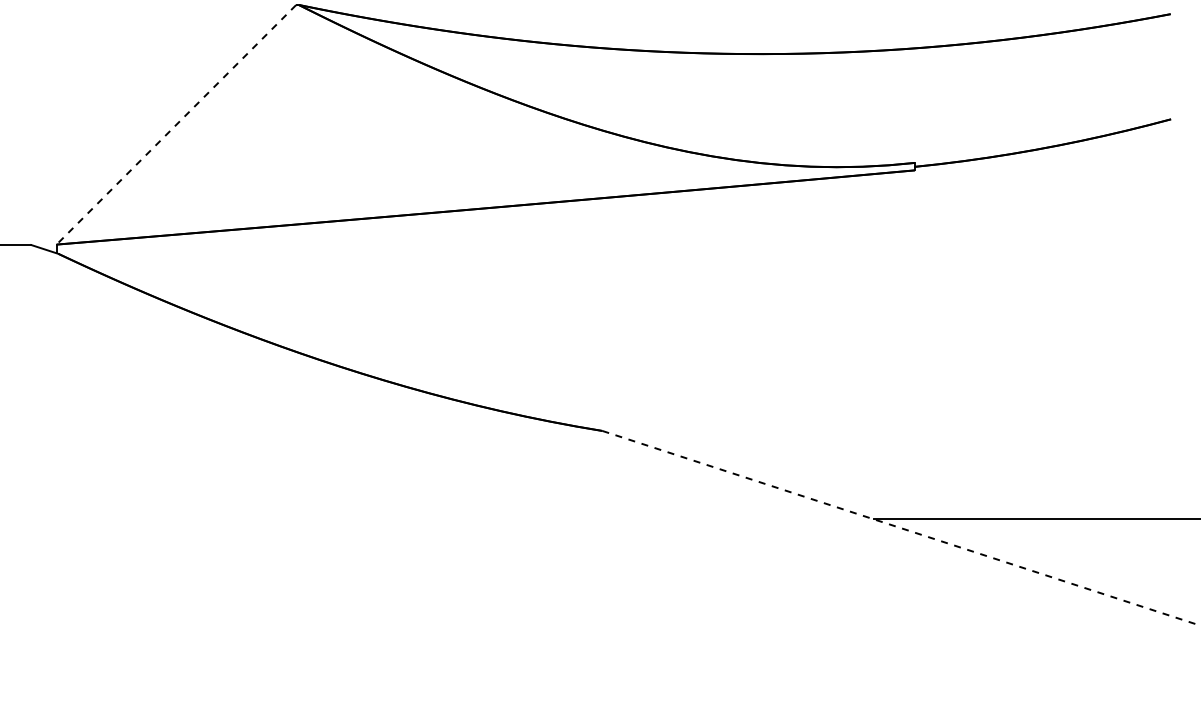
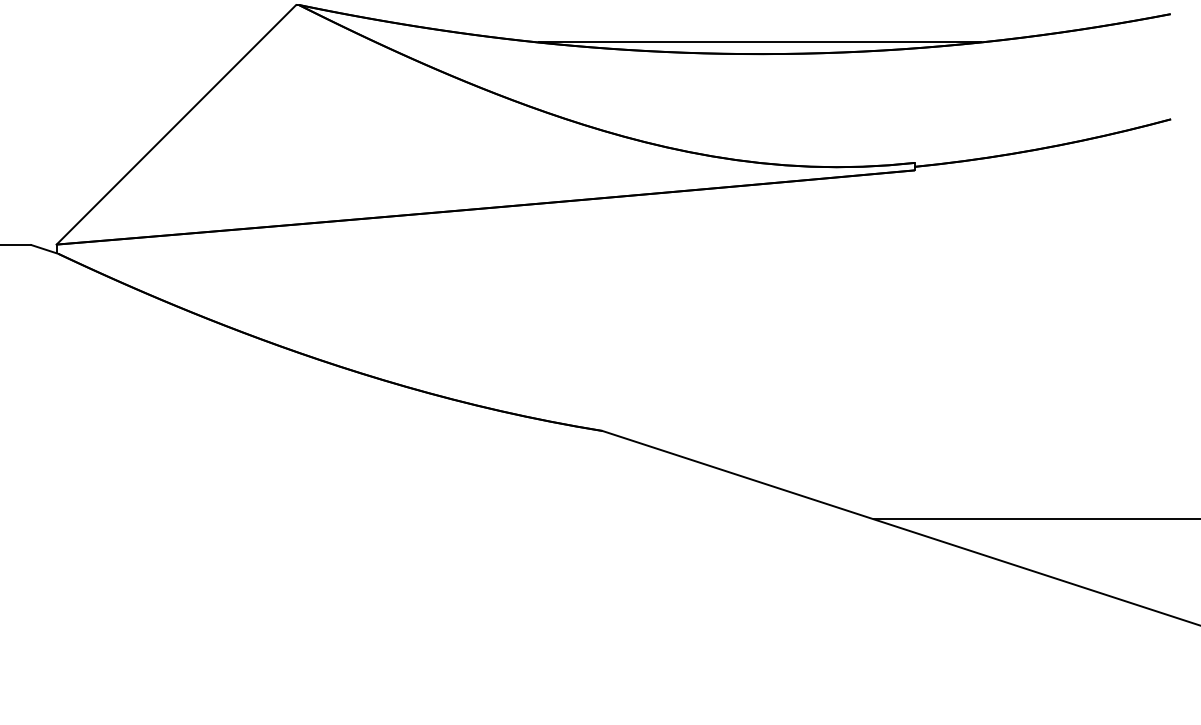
line: none -> present (760, 42)
line: dashed -> solid (176, 125)
line: dashed -> solid (901, 528)
